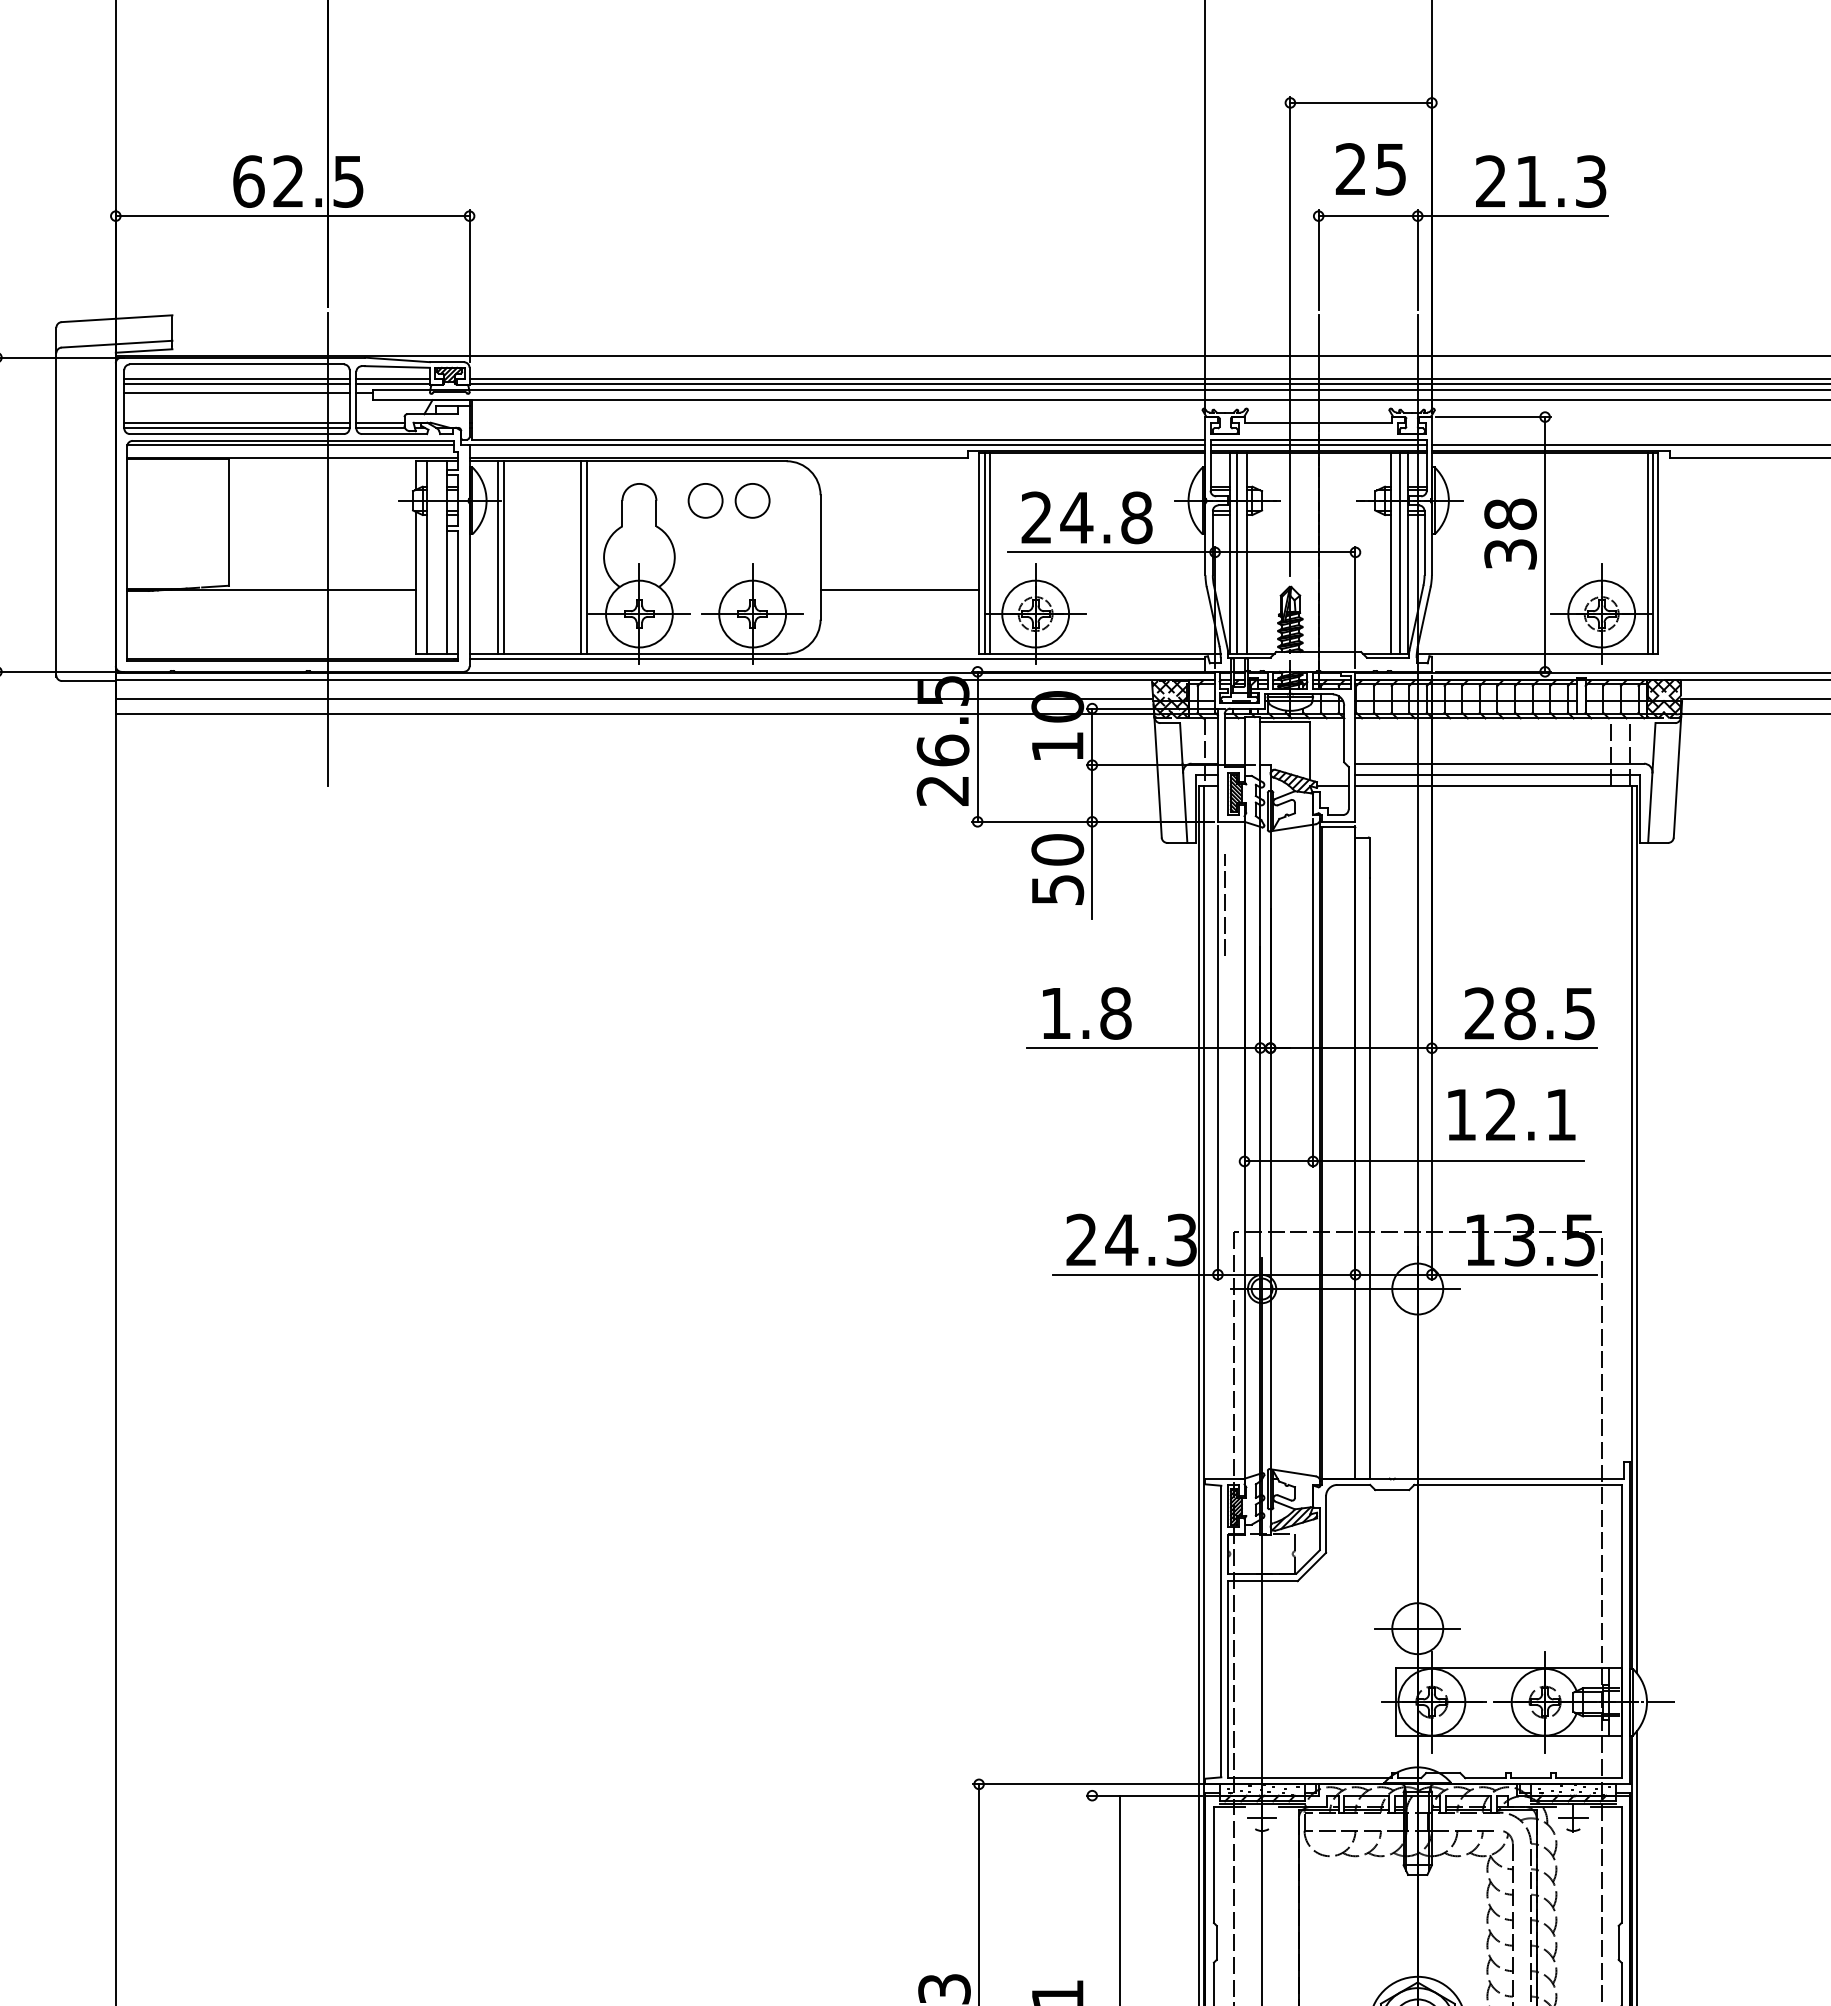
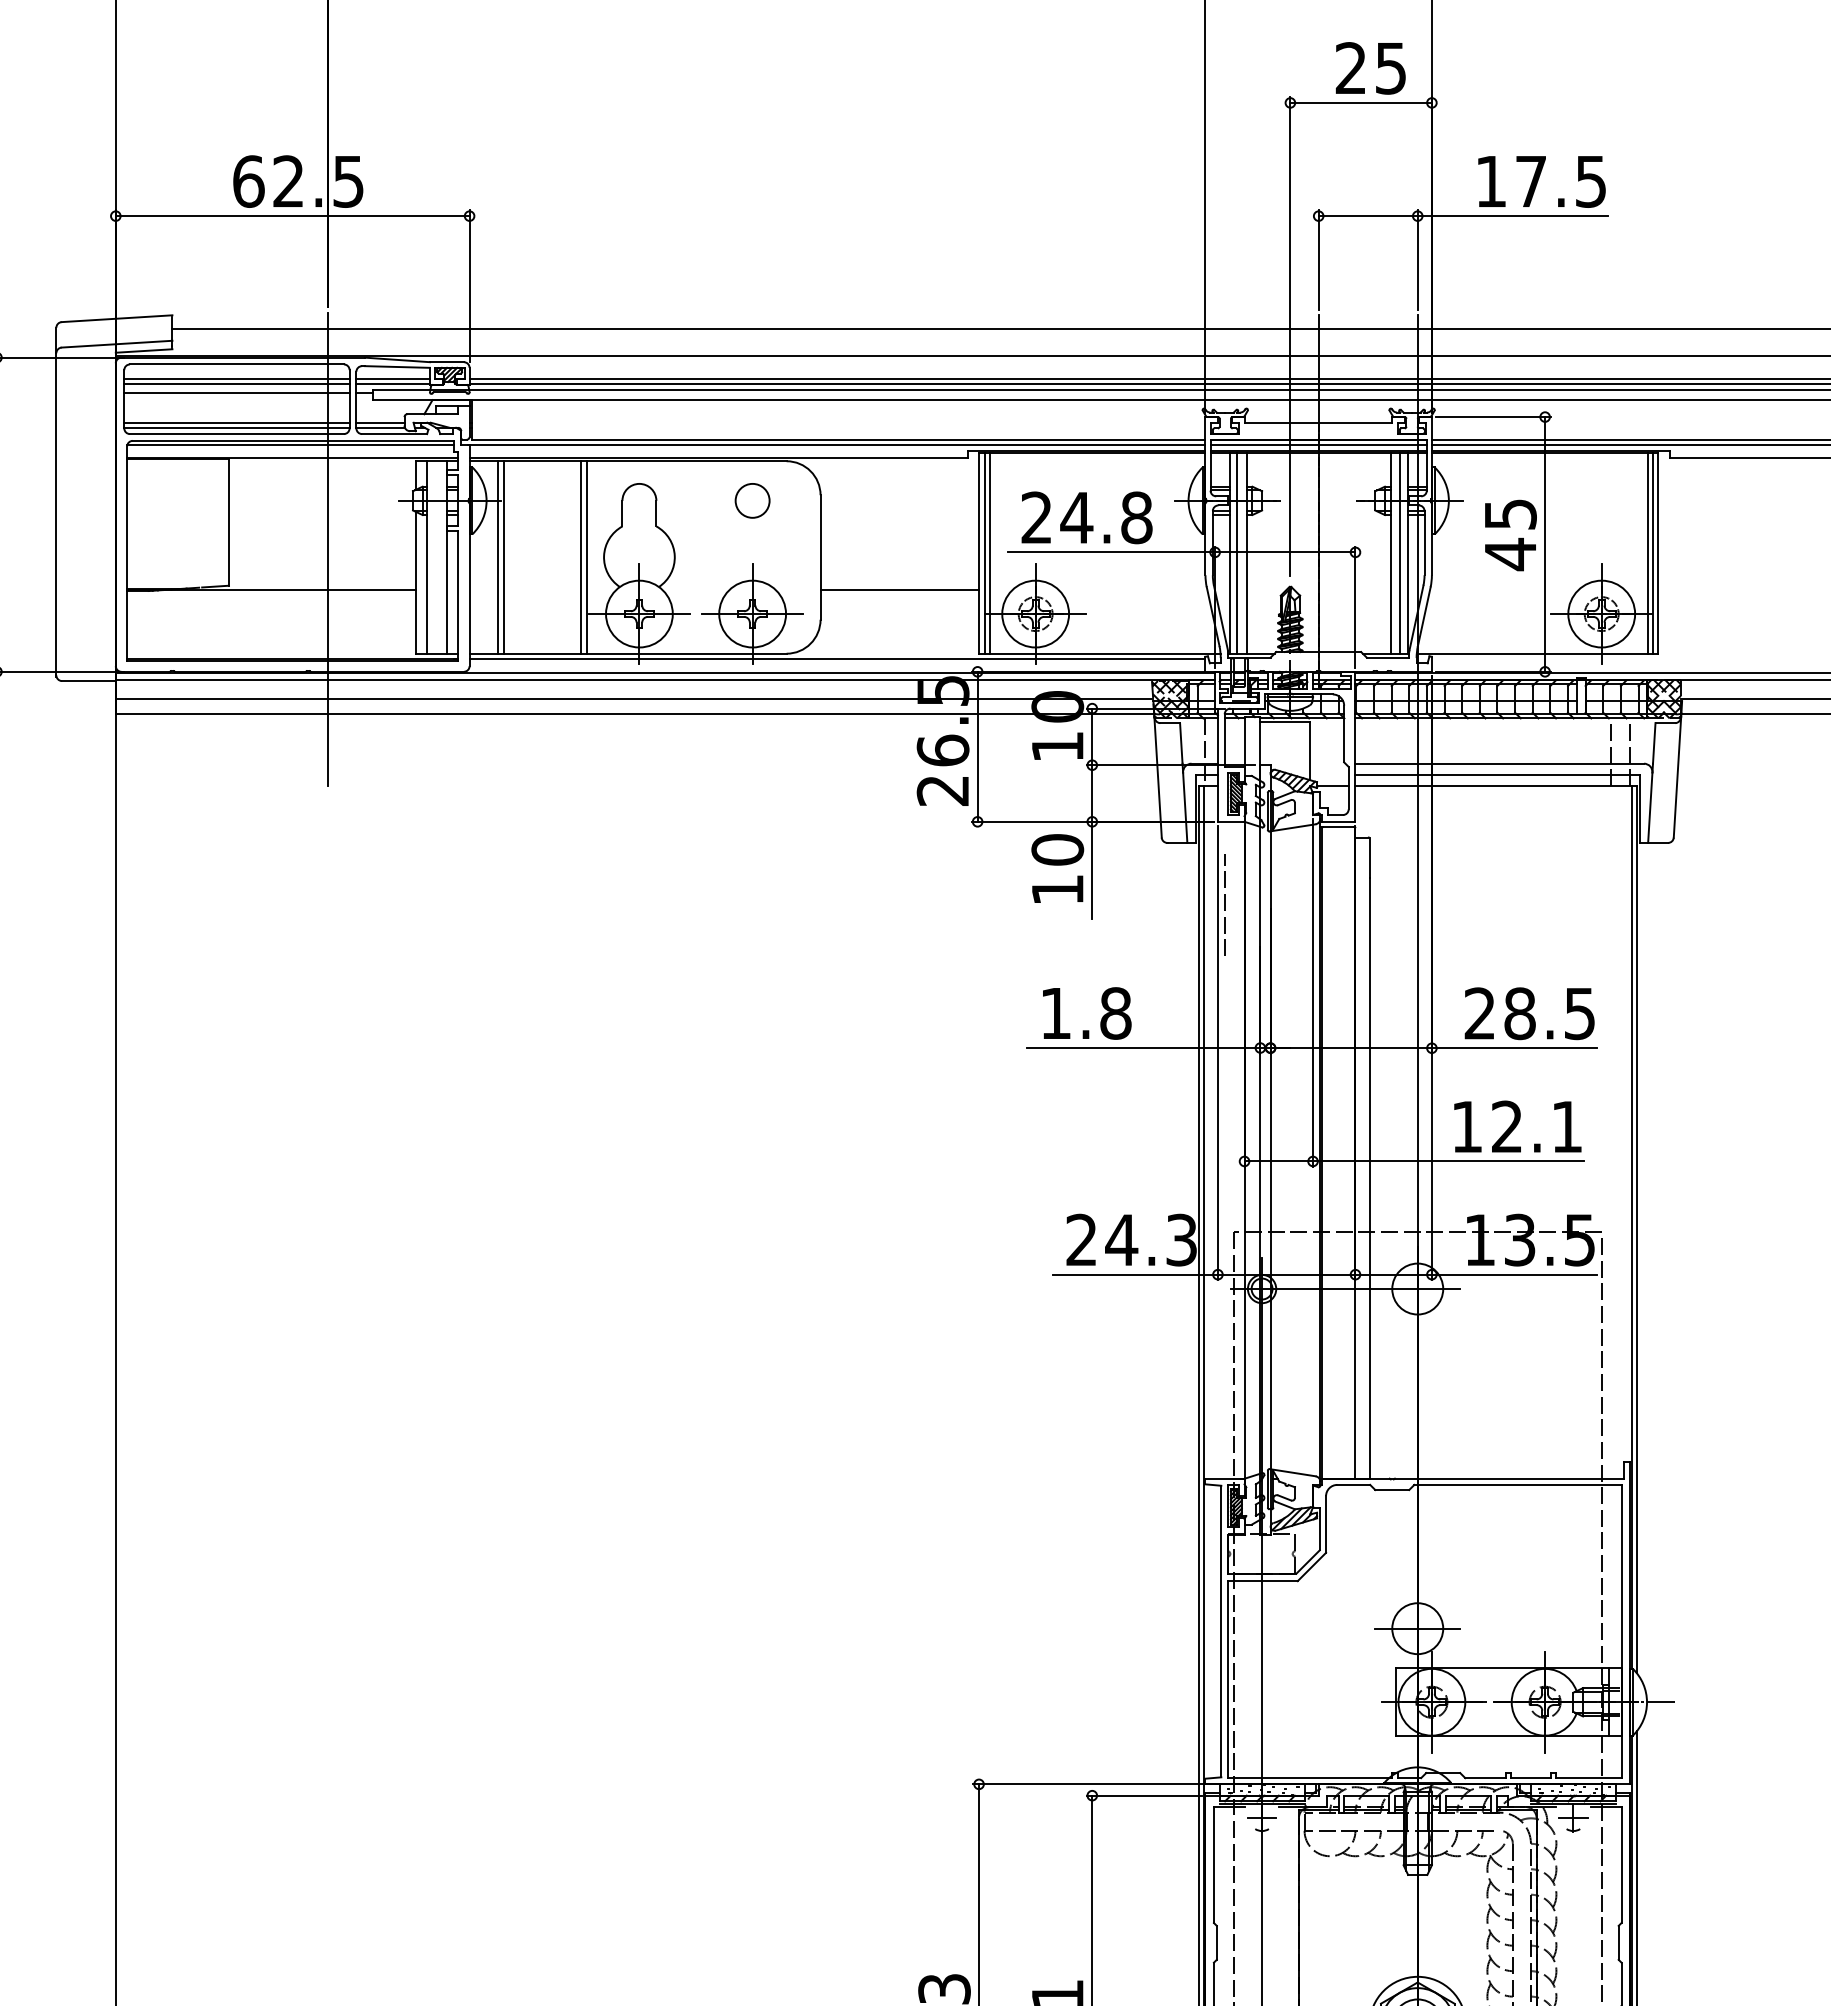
text position: (1370, 169) -> (1370, 68) (1370, 68)
text: 21.3 -> 17.5 (1541, 181)
line: none -> present (999, 329)
line: none -> present (1629, 439)
circle: present -> none (705, 500)
text: 38 -> 45 (1510, 534)
text: 50 -> 10 (1058, 889)
text position: (1511, 1114) -> (1517, 1126) (1517, 1126)
line position: (1120, 1898) -> (1092, 1898) (1092, 1898)
